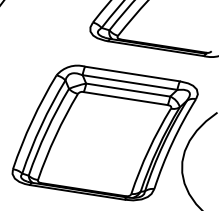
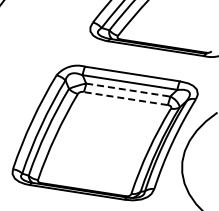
line: solid -> dashed (128, 90)
line: solid -> dashed (125, 98)
